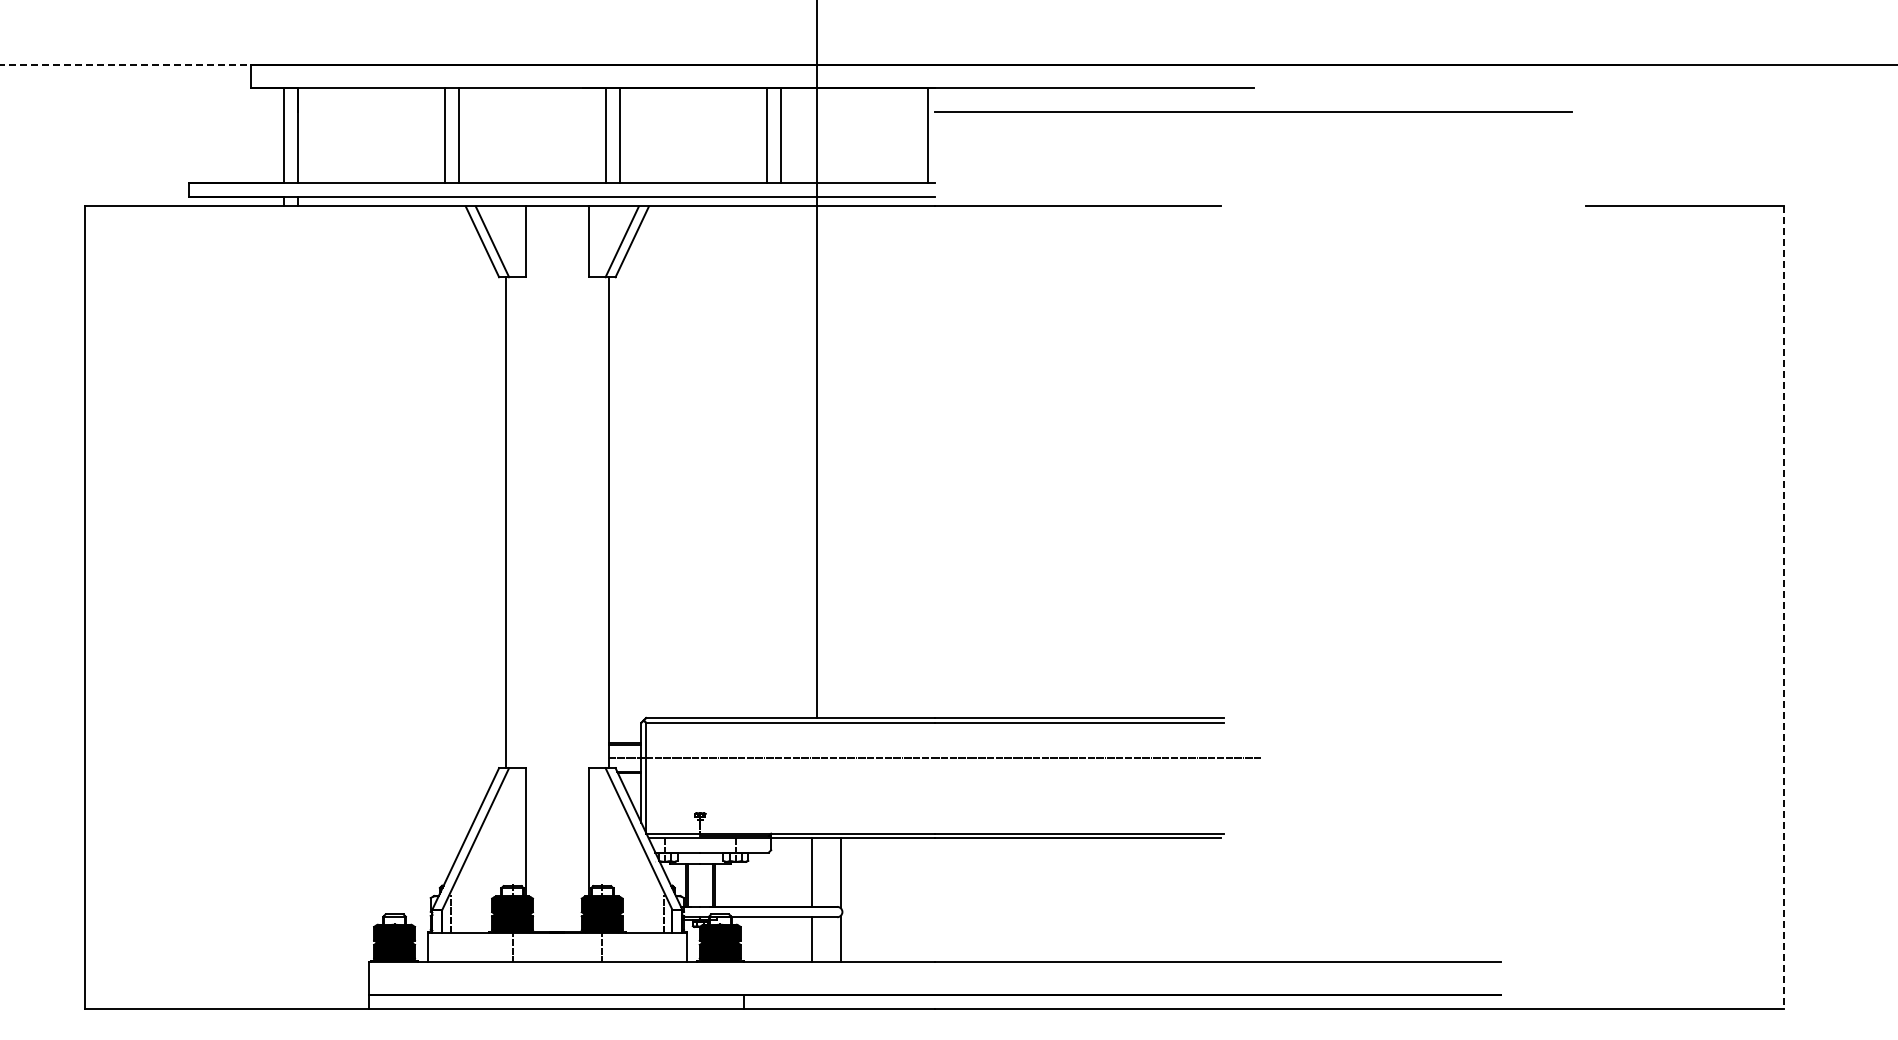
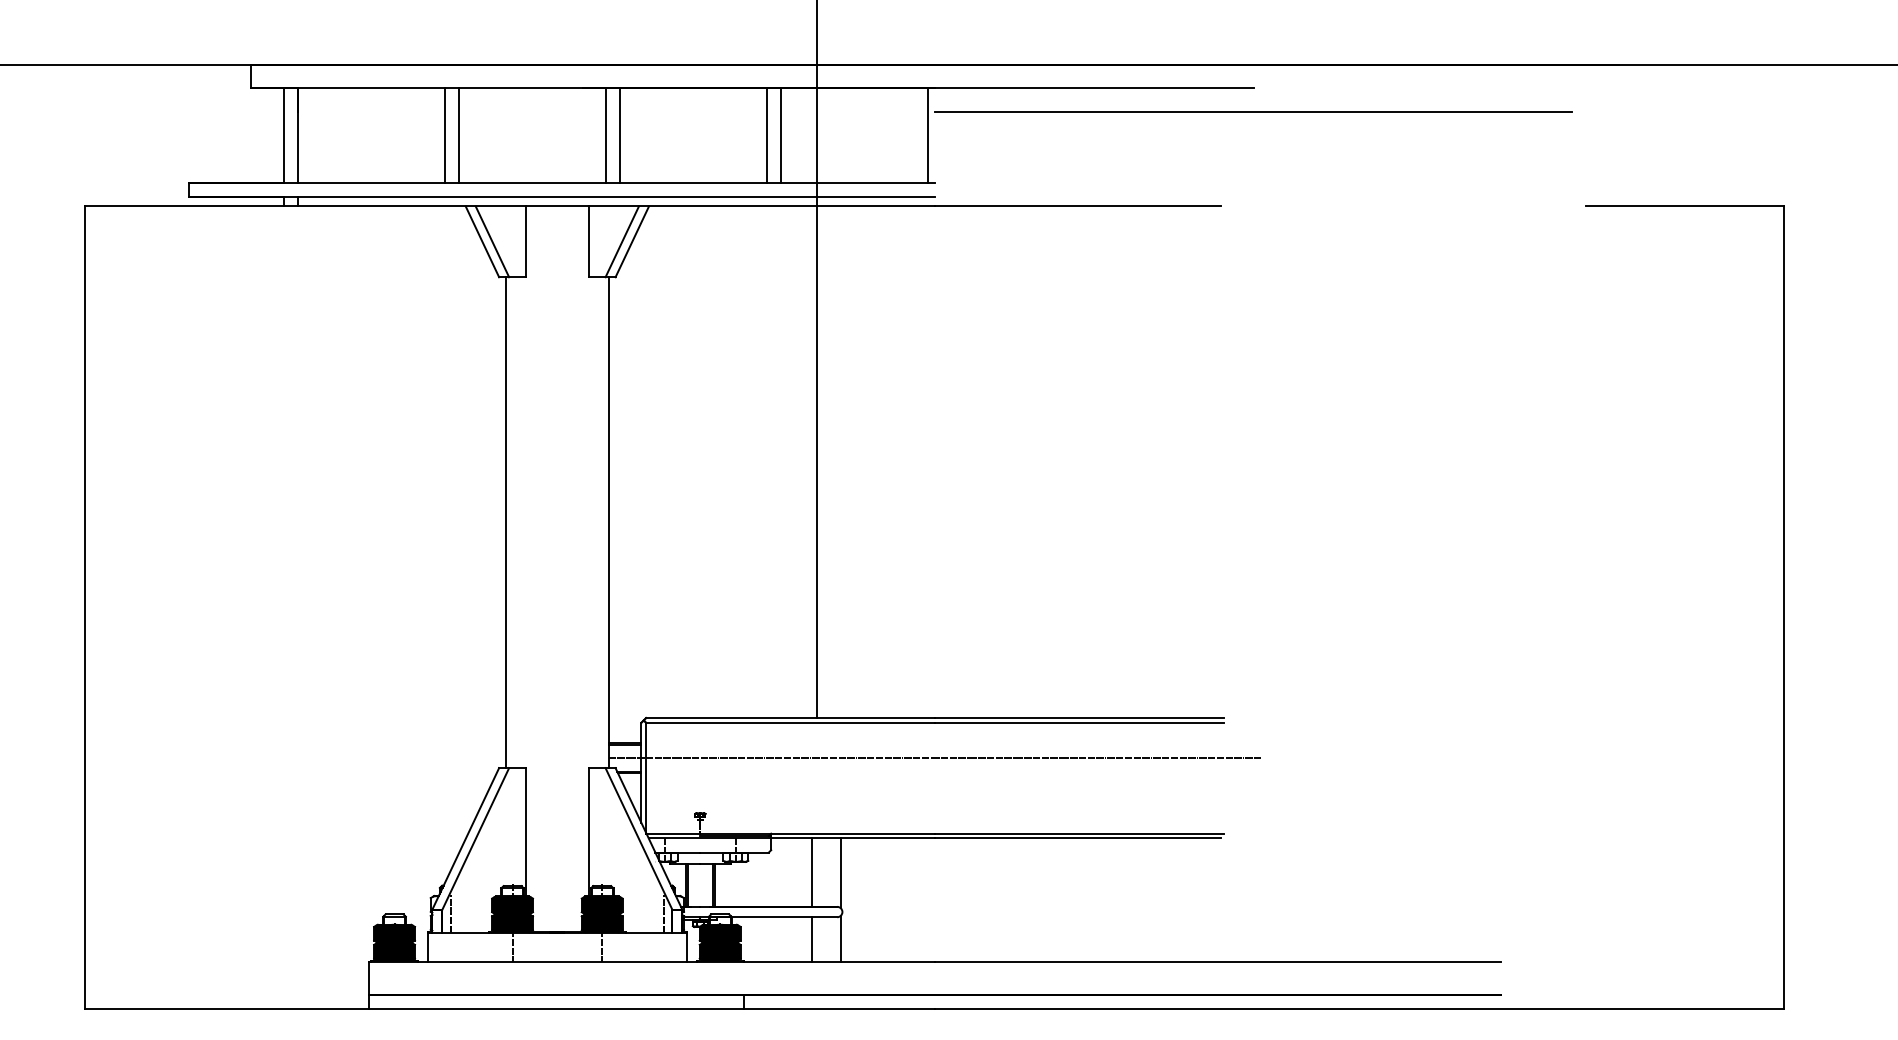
line: dashed -> solid (125, 64)
line: dashed -> solid (1784, 608)
